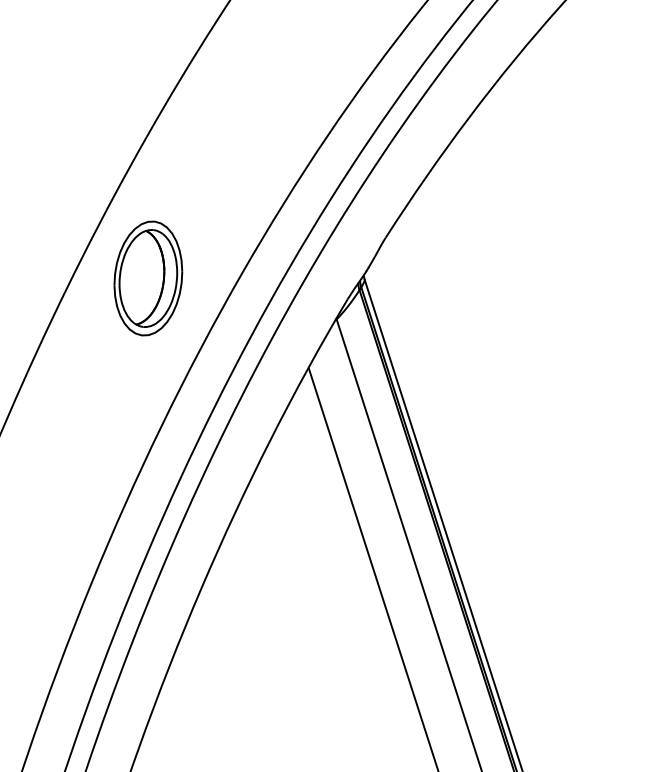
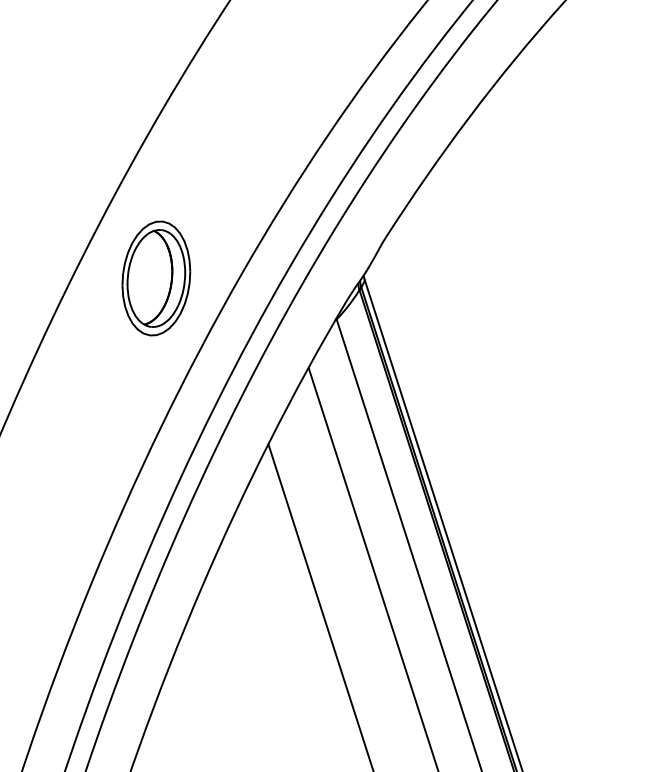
part position: (148, 278) -> (156, 278) (156, 278)
line: none -> present (320, 606)
